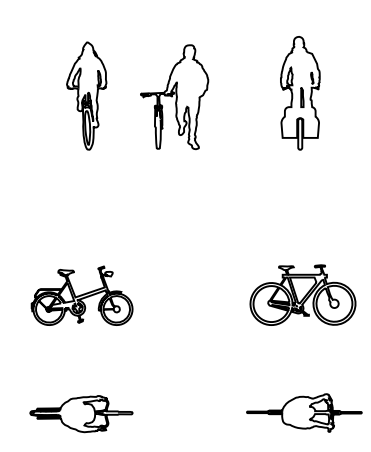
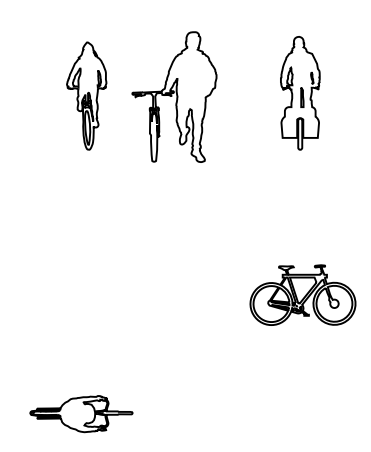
part size: 70x107 px -> 87x132 px (174, 96)
part: present -> none (81, 295)
part: present -> none (304, 412)
